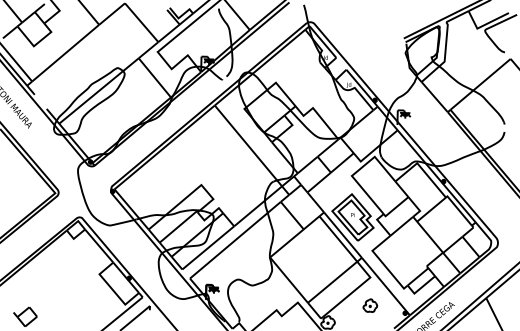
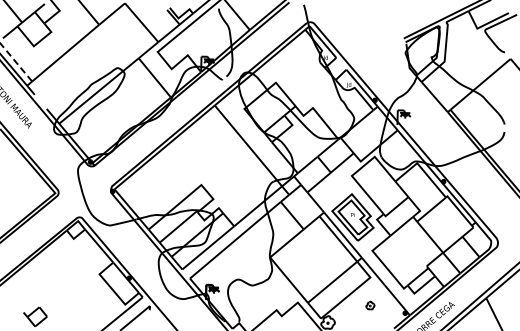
line: solid -> dashed (16, 62)
part size: 17x15 px -> 11x11 px (370, 305)
part position: (25, 316) -> (35, 316) (35, 316)
